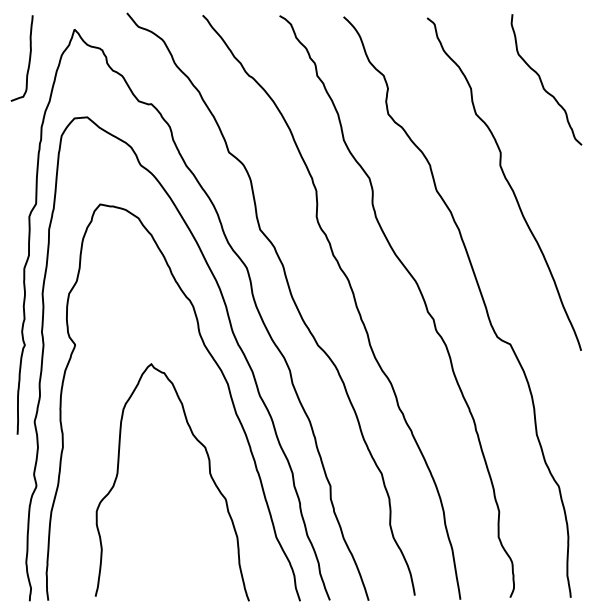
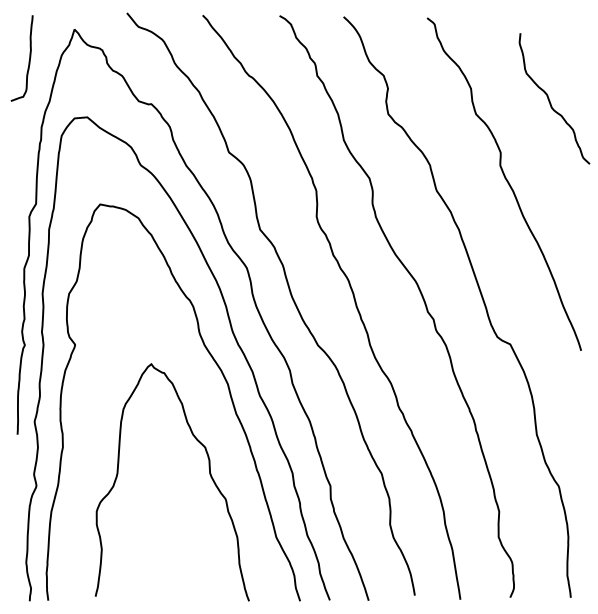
curve position: (542, 81) -> (550, 100) (550, 100)
